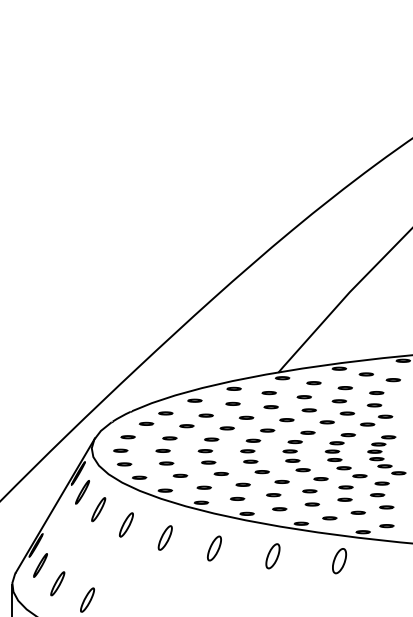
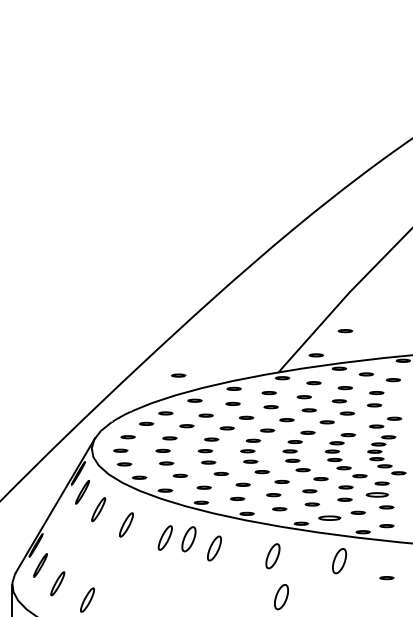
part: none -> present (344, 331)
part: none -> present (315, 355)
part: none -> present (178, 375)
part position: (376, 420) -> (385, 422) (385, 422)
part size: 16x5 px -> 24x6 px (376, 494)
part size: 16x5 px -> 24x6 px (329, 517)
part: none -> present (188, 539)
part: none -> present (386, 578)
part: none -> present (281, 597)
